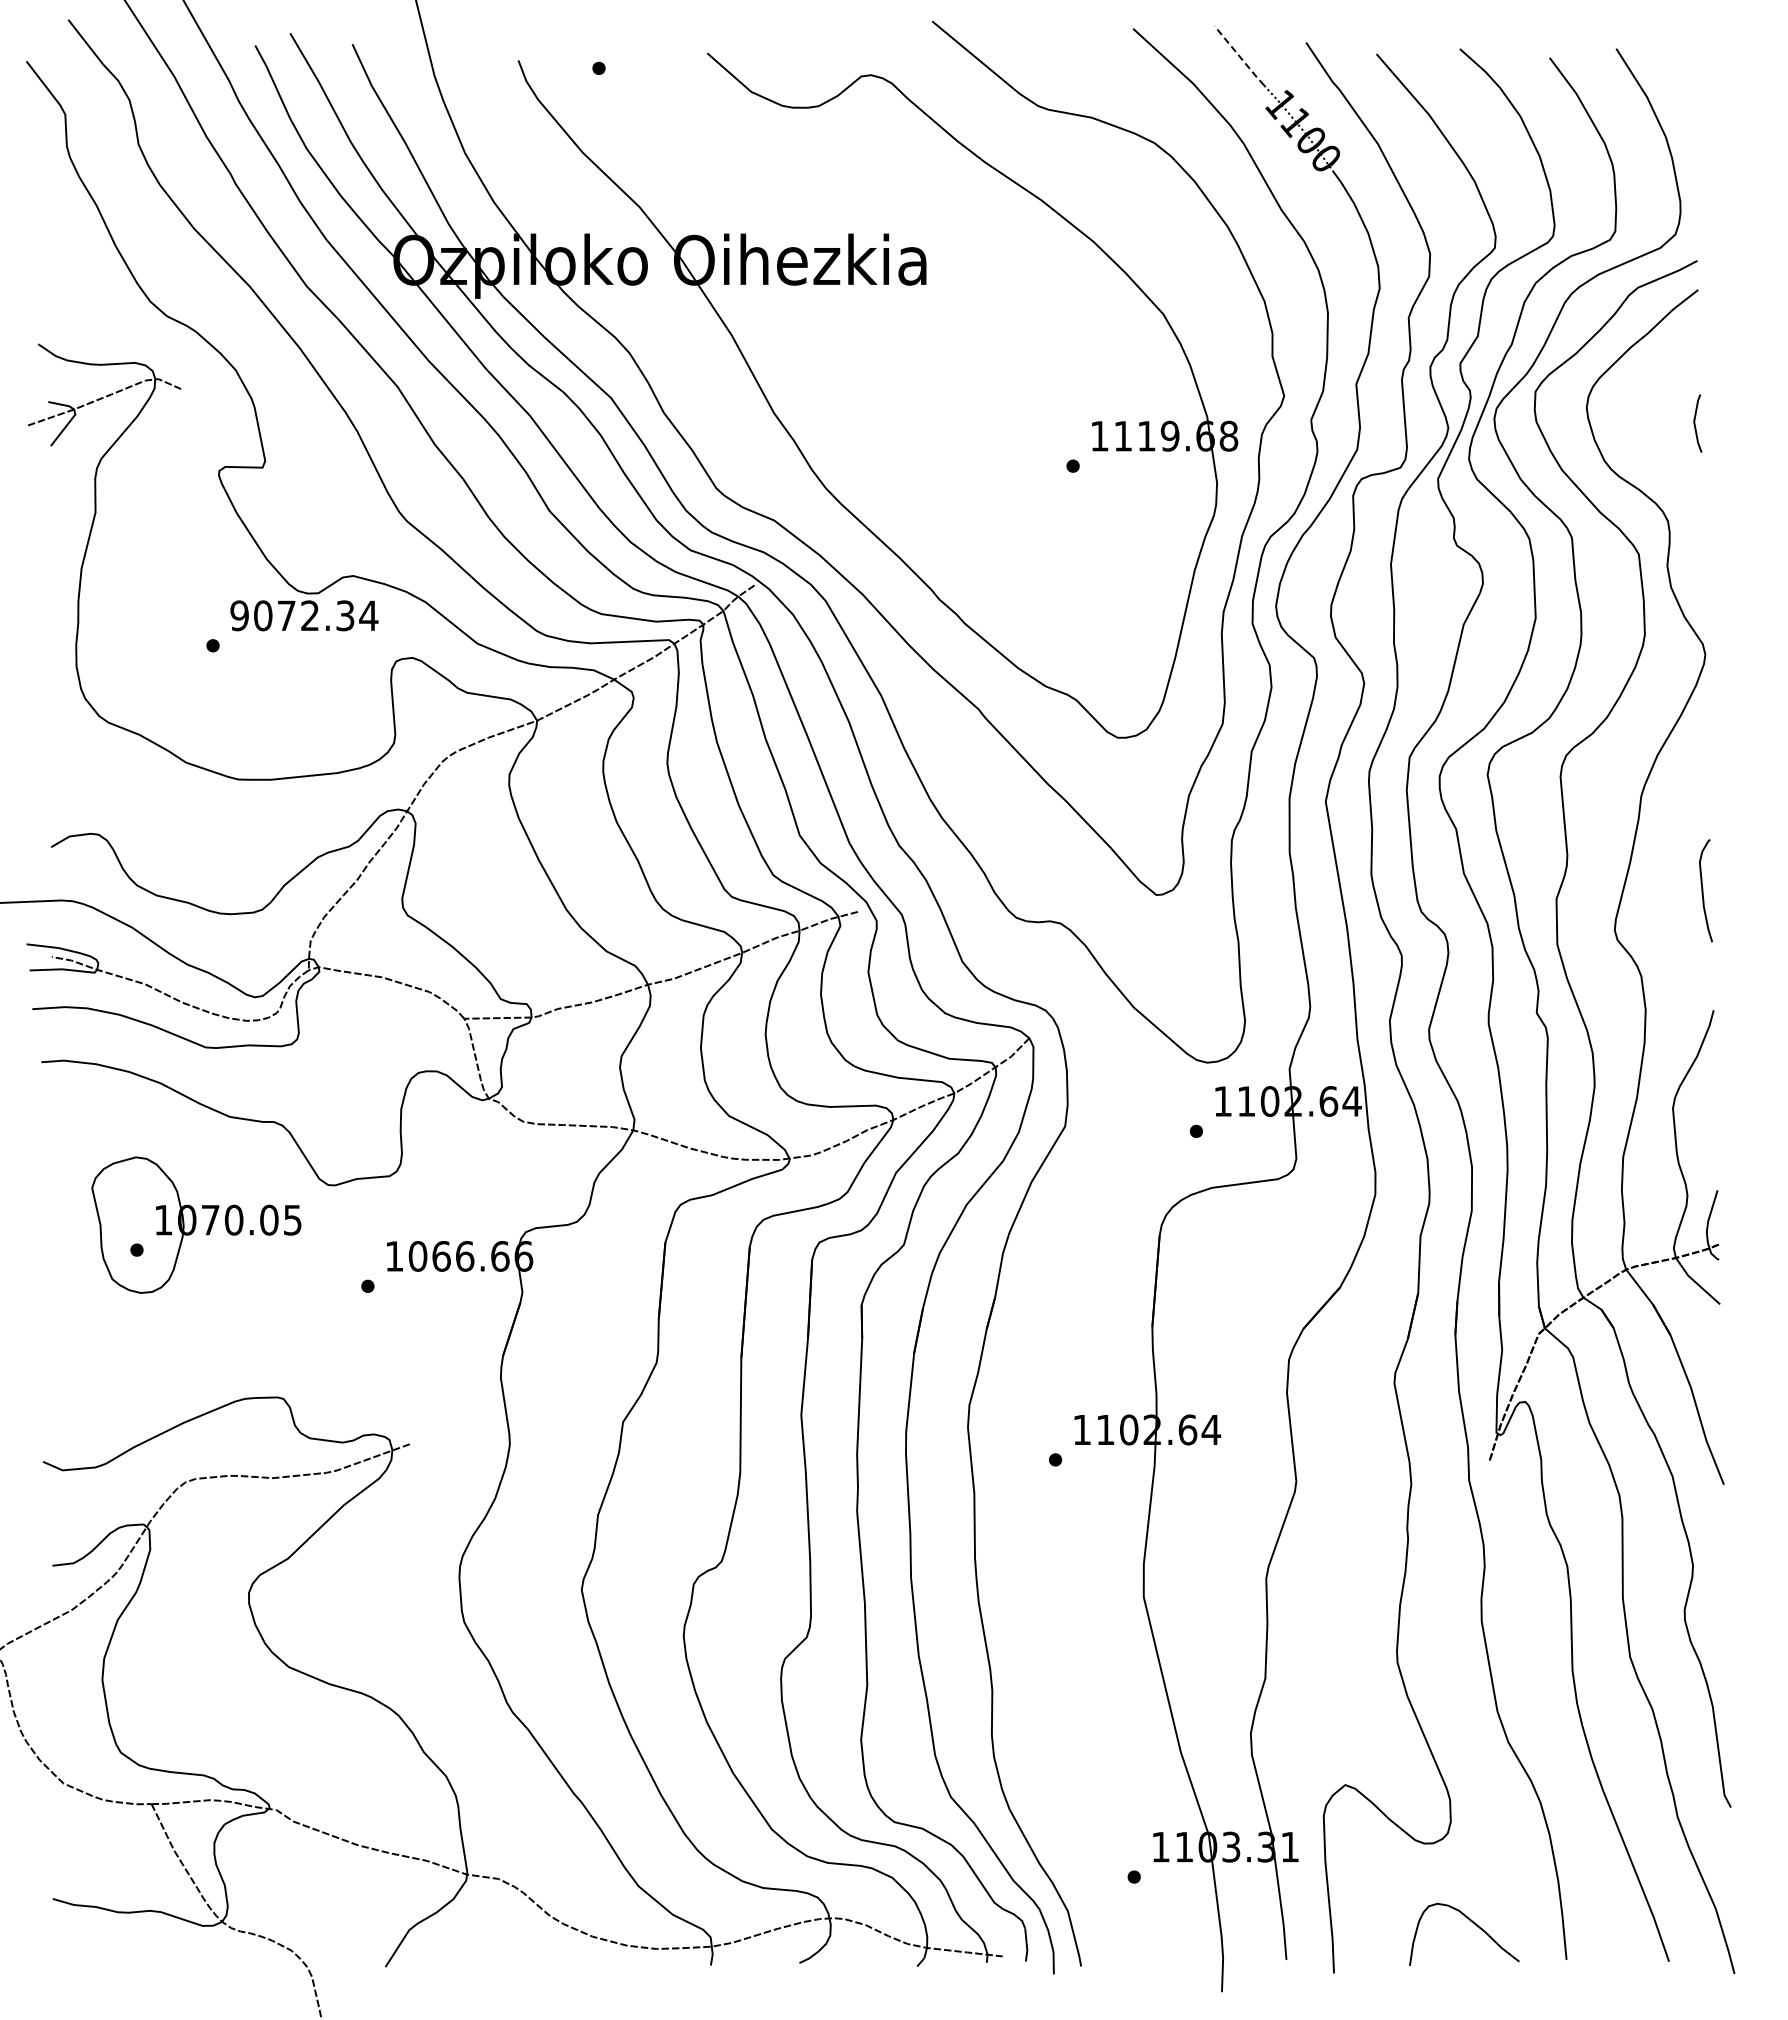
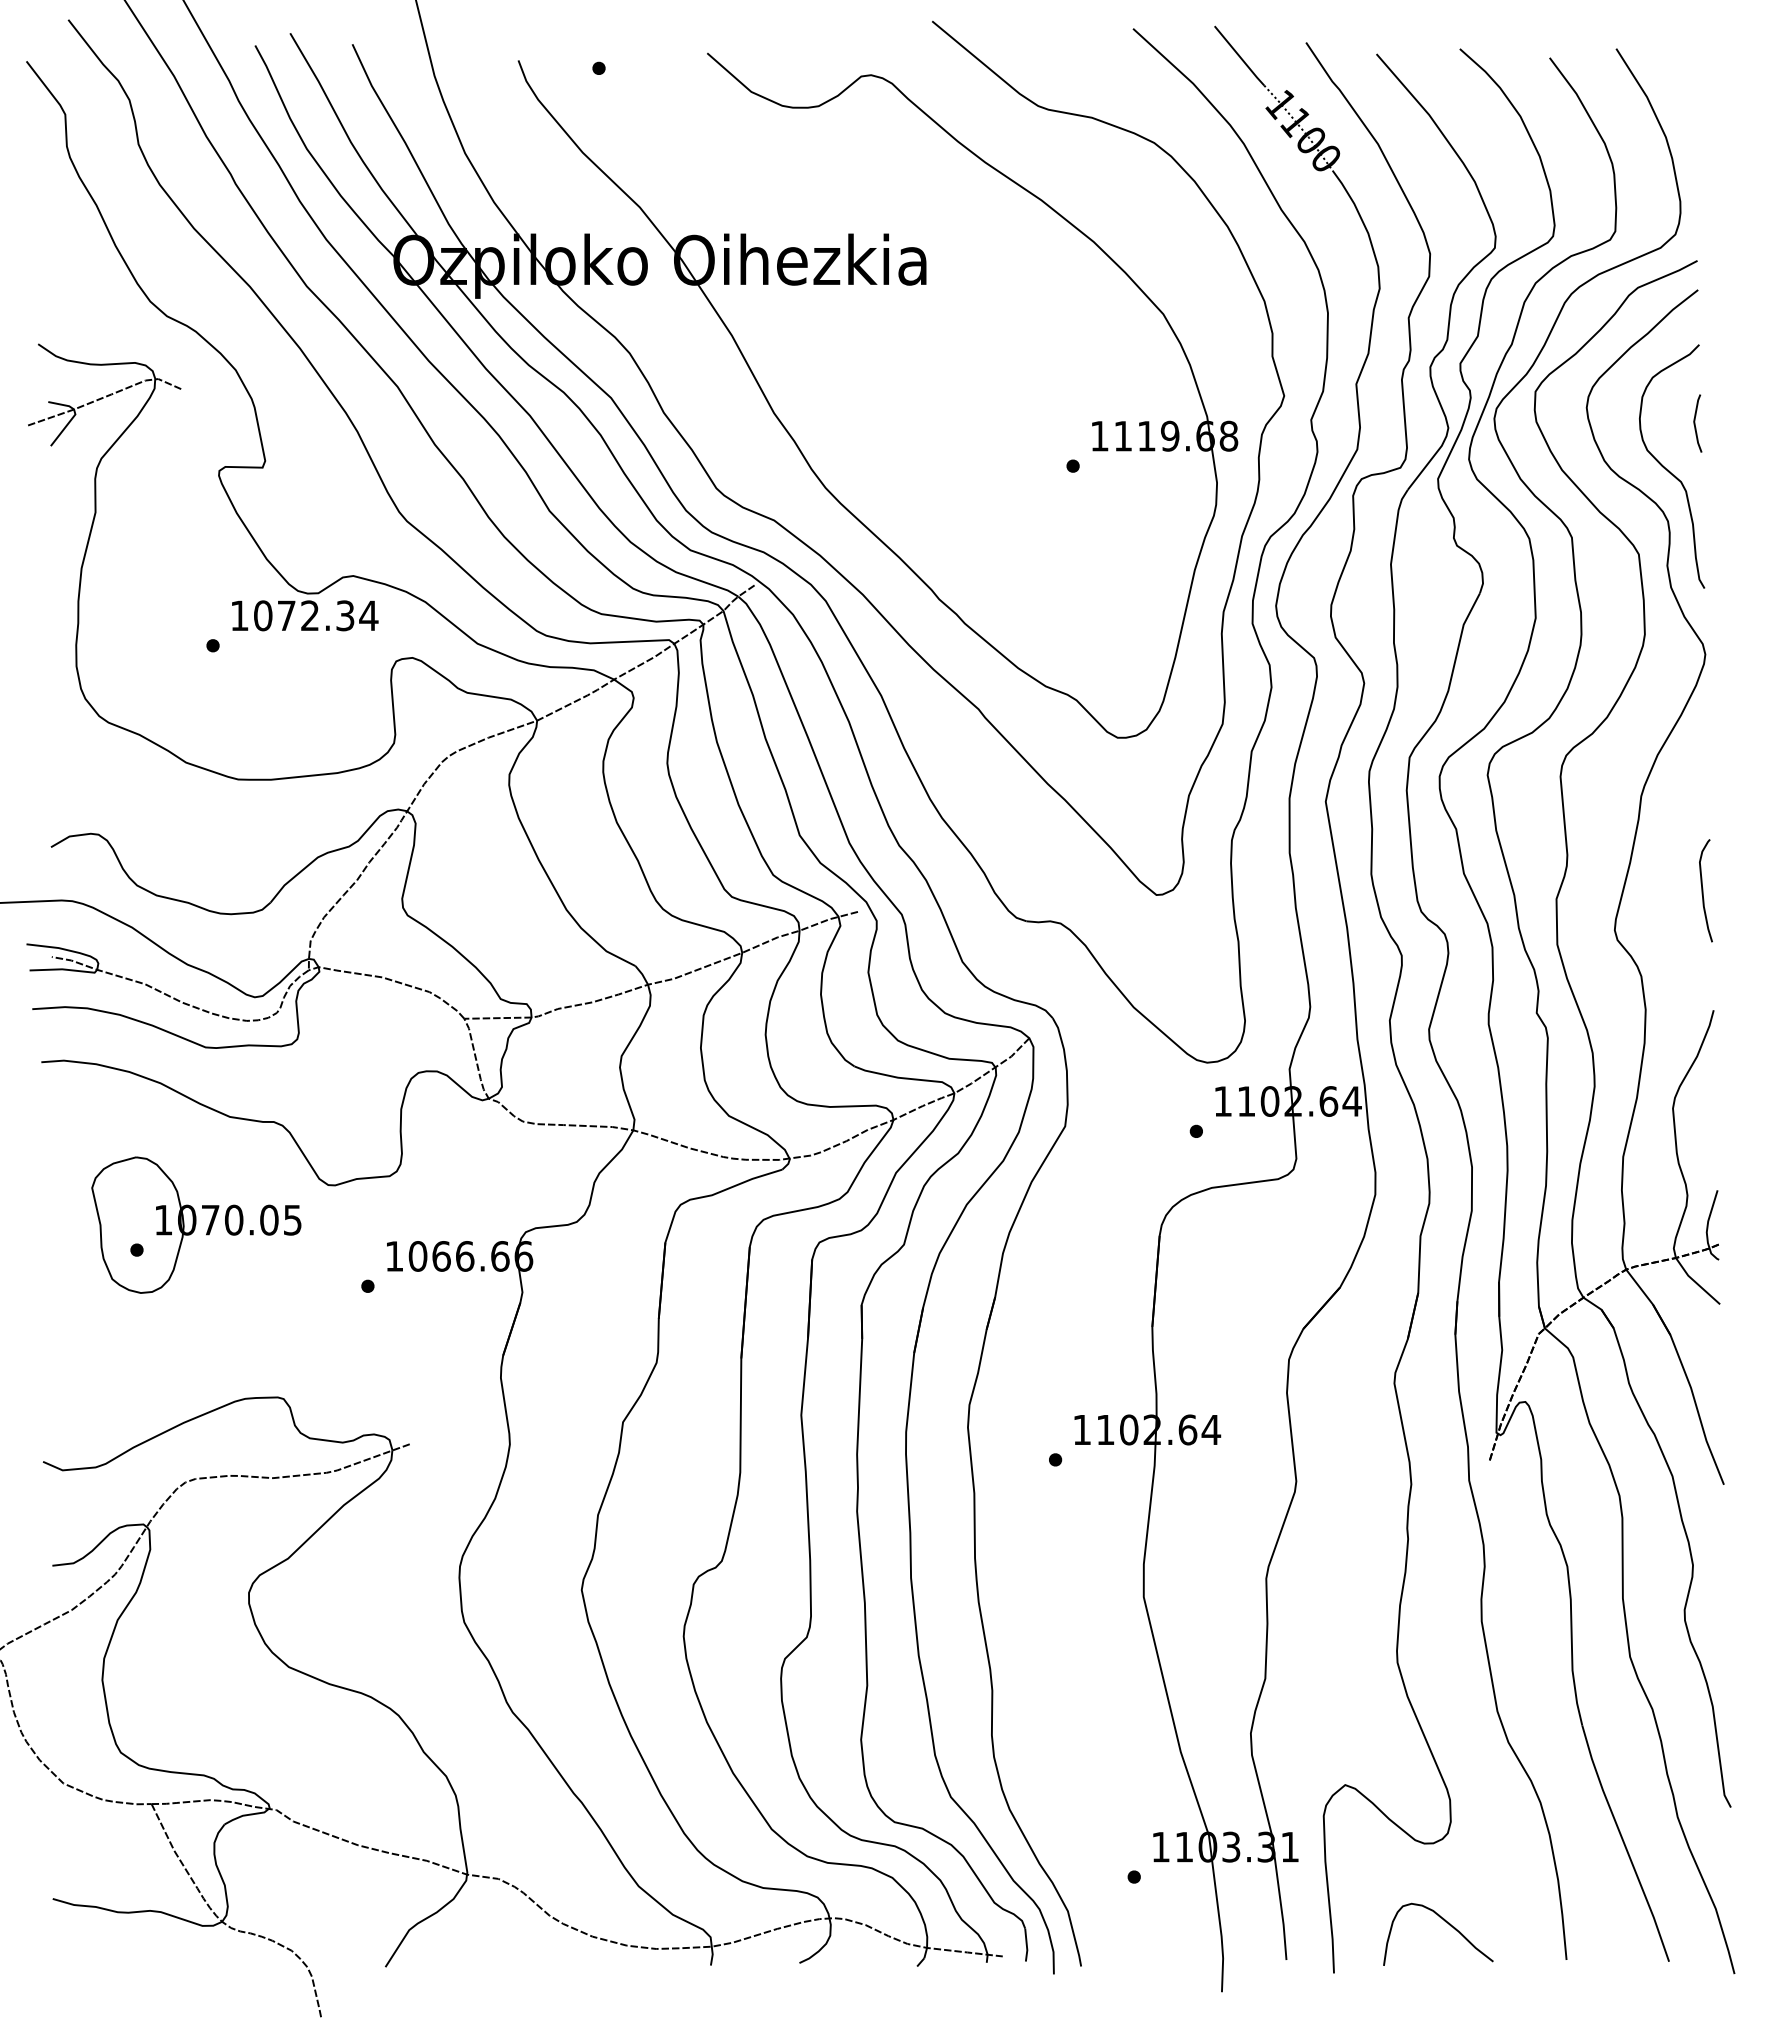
line: dashed -> solid (1239, 56)
curve: none -> present (1668, 469)
text: 9072.34 -> 1072.34 (239, 615)
curve position: (1471, 1922) -> (1445, 1922) (1445, 1922)
